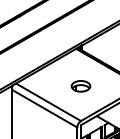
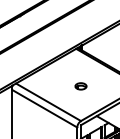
part size: 22x13 px -> 14x9 px (80, 86)
